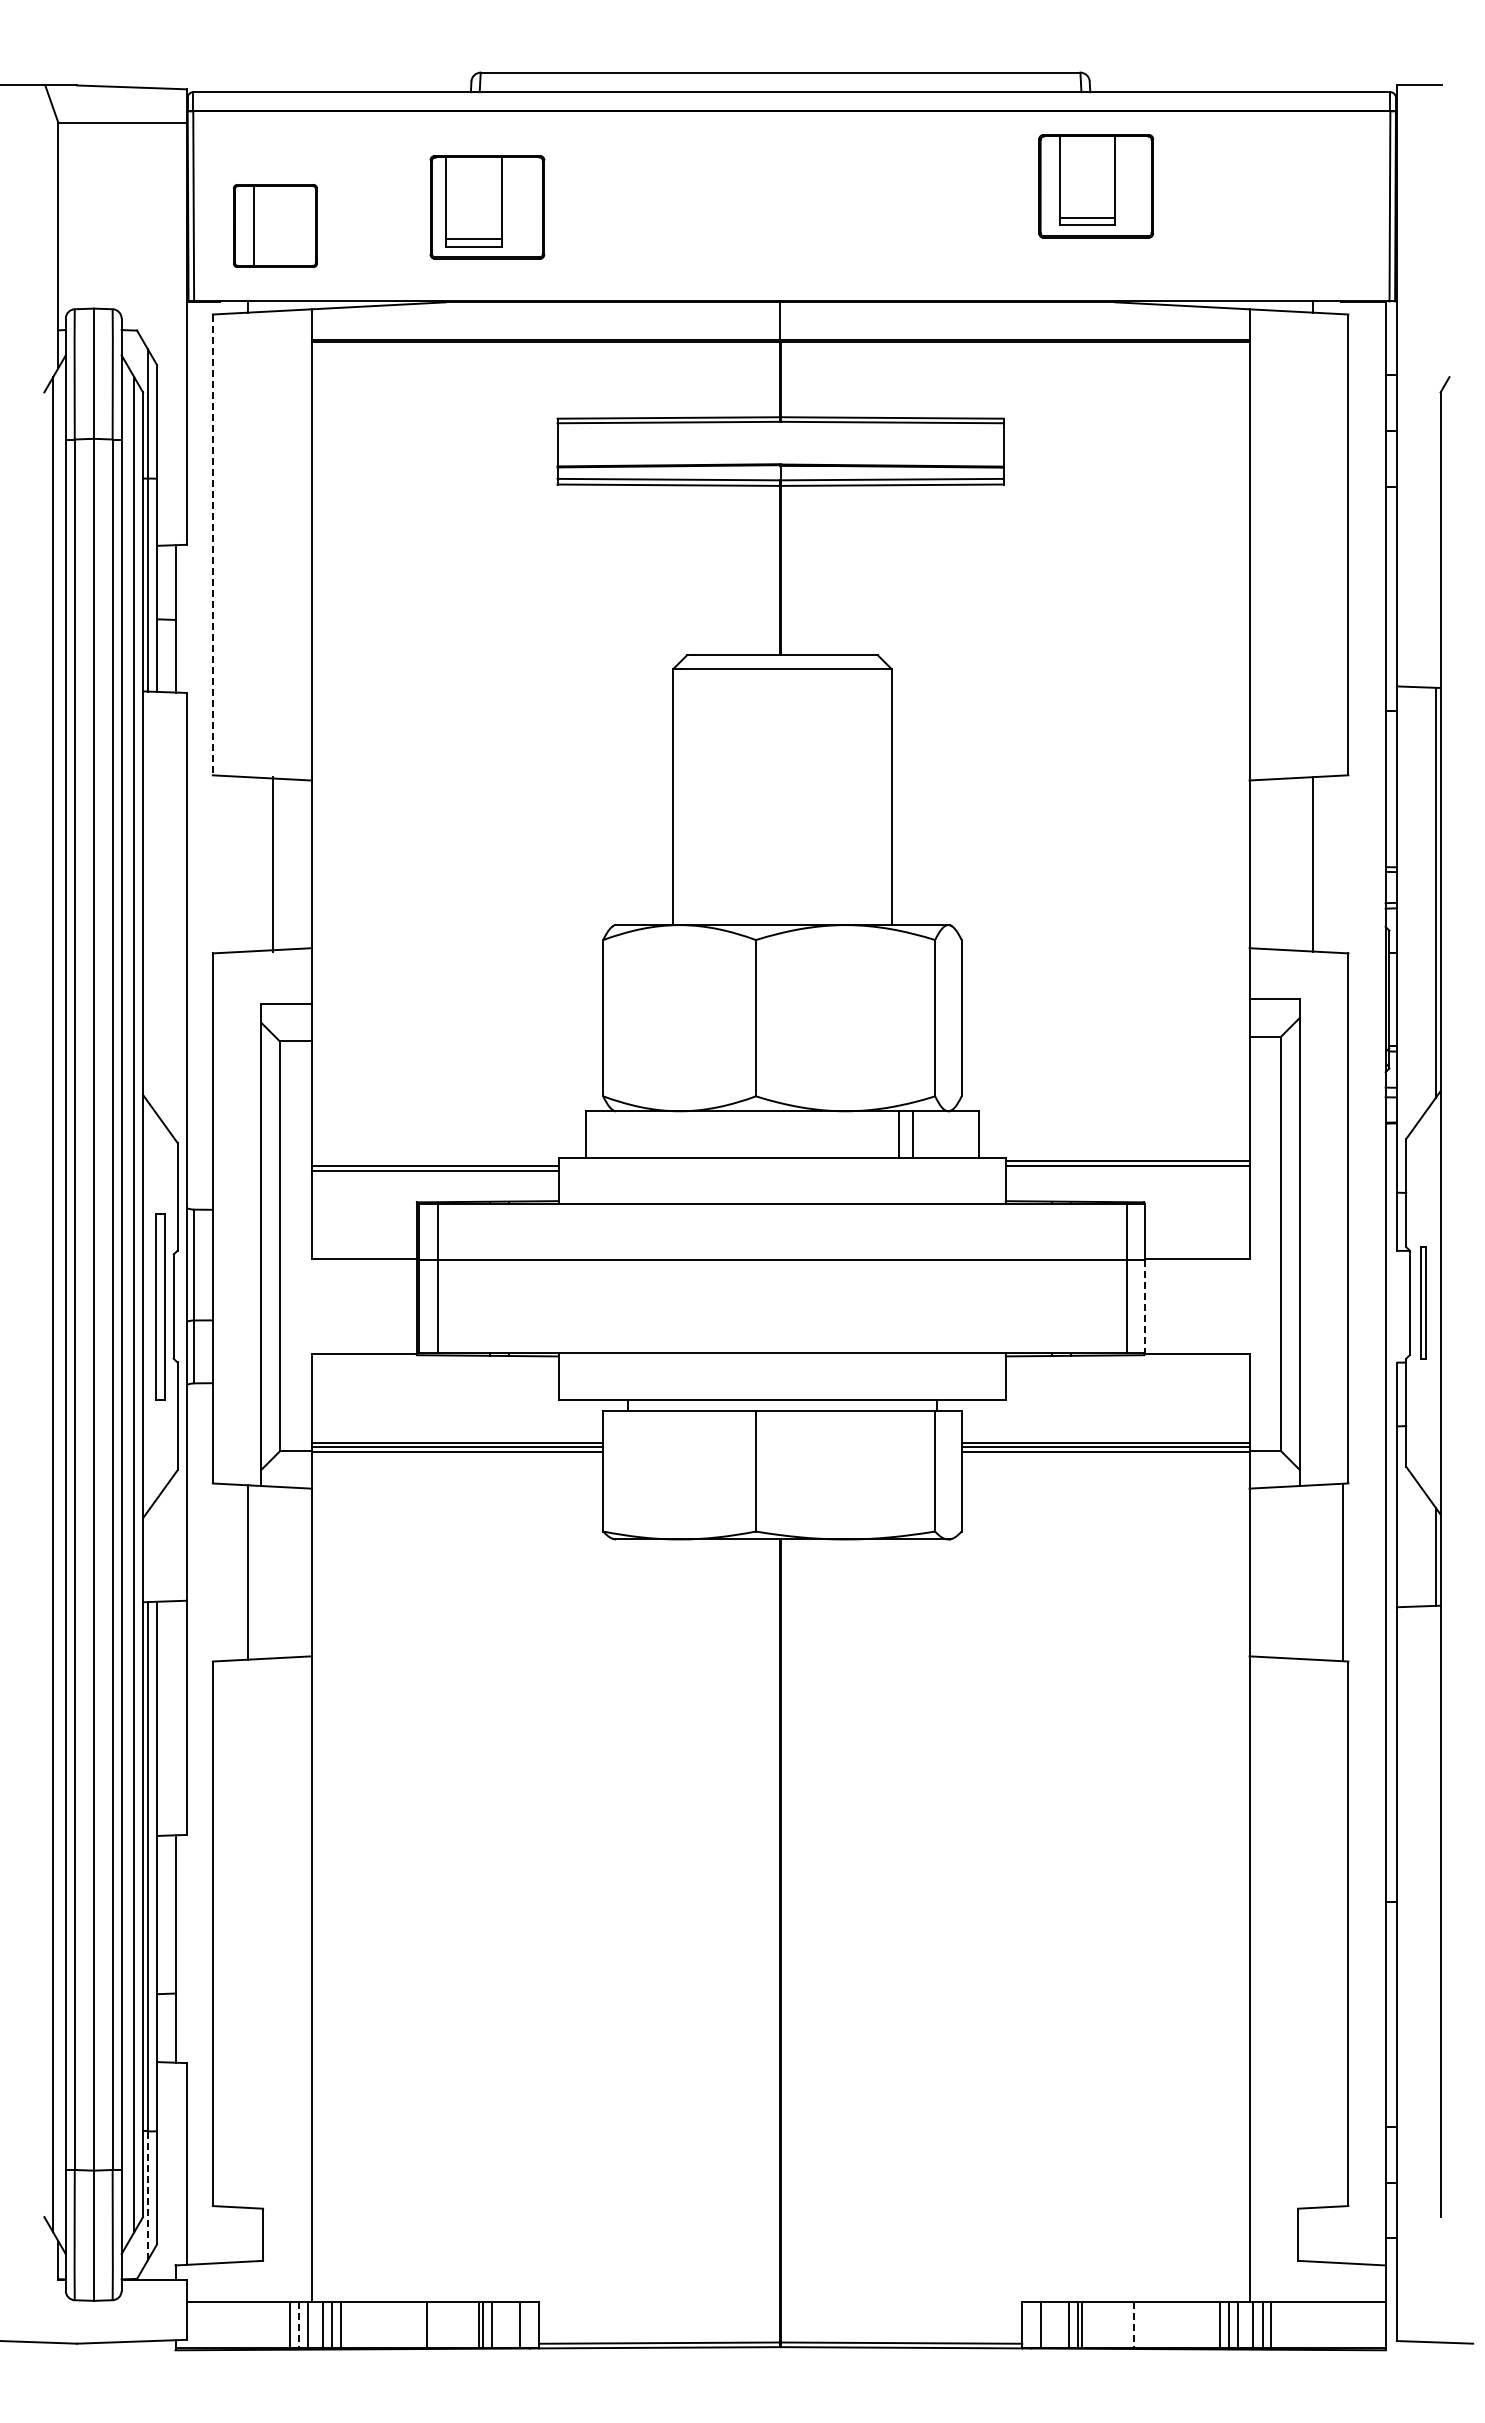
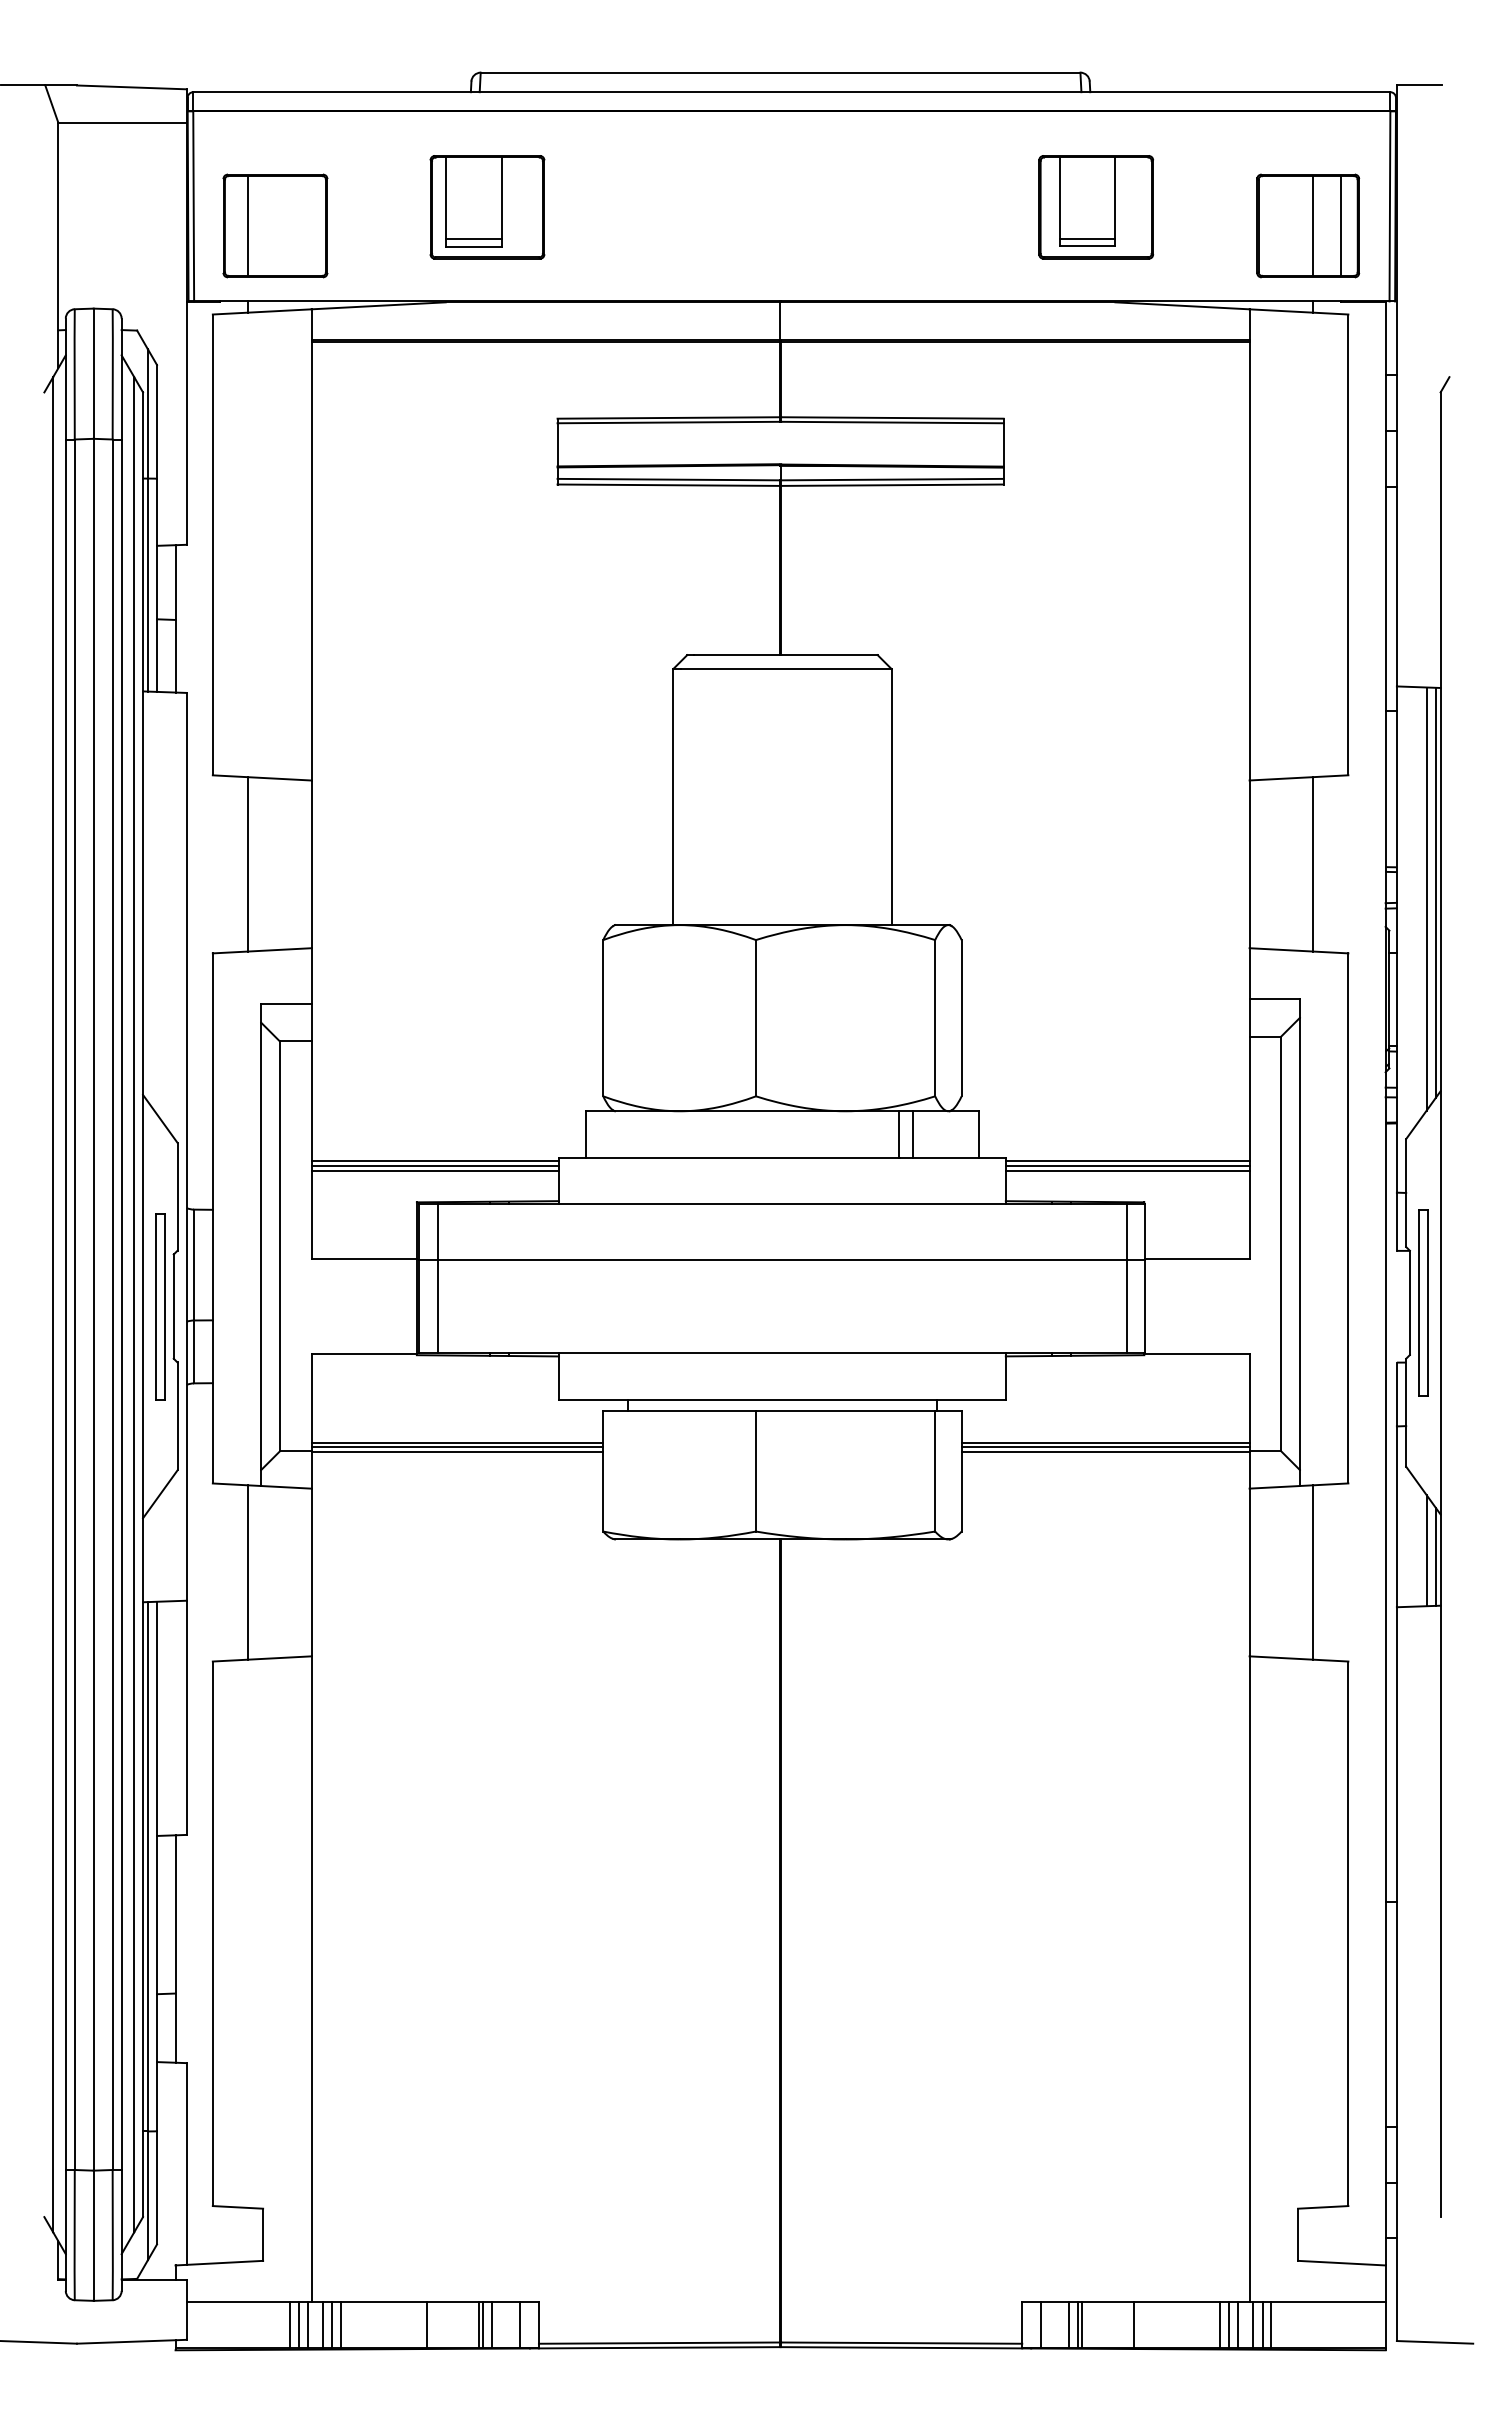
part position: (1096, 186) -> (1096, 207) (1096, 207)
part size: 85x84 px -> 107x106 px (275, 225)
part: none -> present (1308, 225)
line: dashed -> solid (212, 545)
line position: (273, 864) -> (248, 864) (248, 864)
line: none -> present (1426, 898)
line: none -> present (435, 1161)
line: none -> present (1127, 1170)
part size: 7x114 px -> 11x188 px (1423, 1302)
line: dashed -> solid (1145, 1306)
line: none -> present (1426, 1550)
line position: (1342, 1572) -> (1312, 1572) (1312, 1572)
line: dashed -> solid (148, 2195)
line: dashed -> solid (298, 2324)
line: dashed -> solid (1134, 2324)
